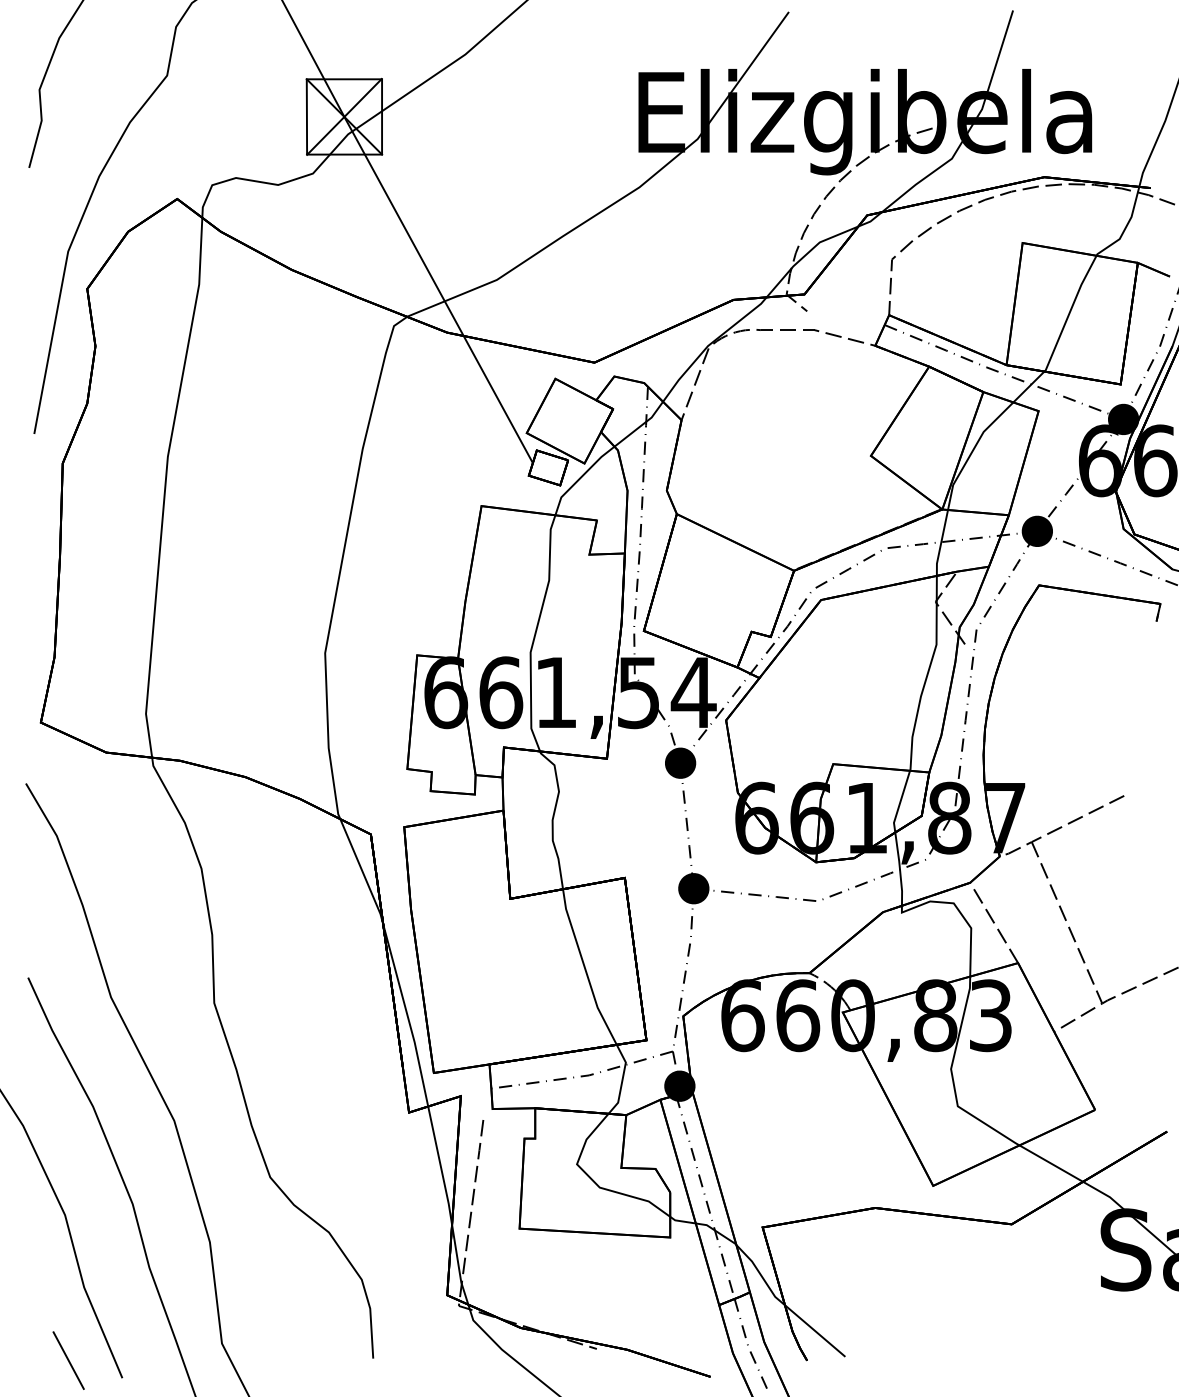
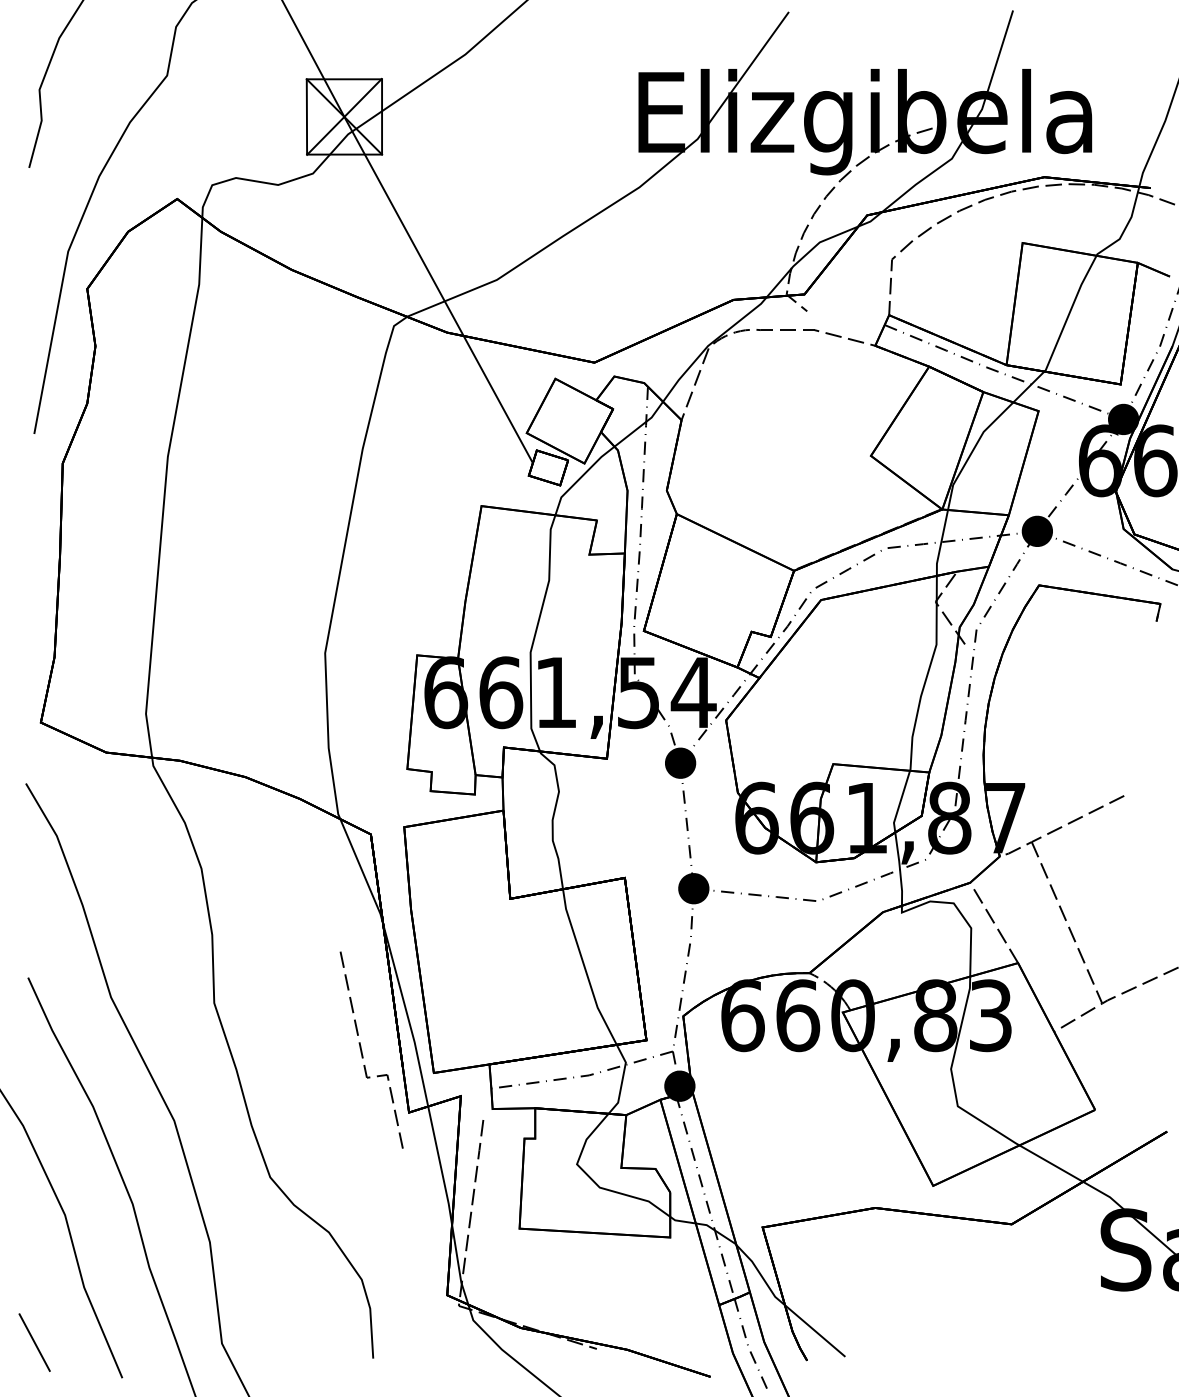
line: none -> present (362, 1050)
line position: (68, 1360) -> (34, 1342) (34, 1342)
